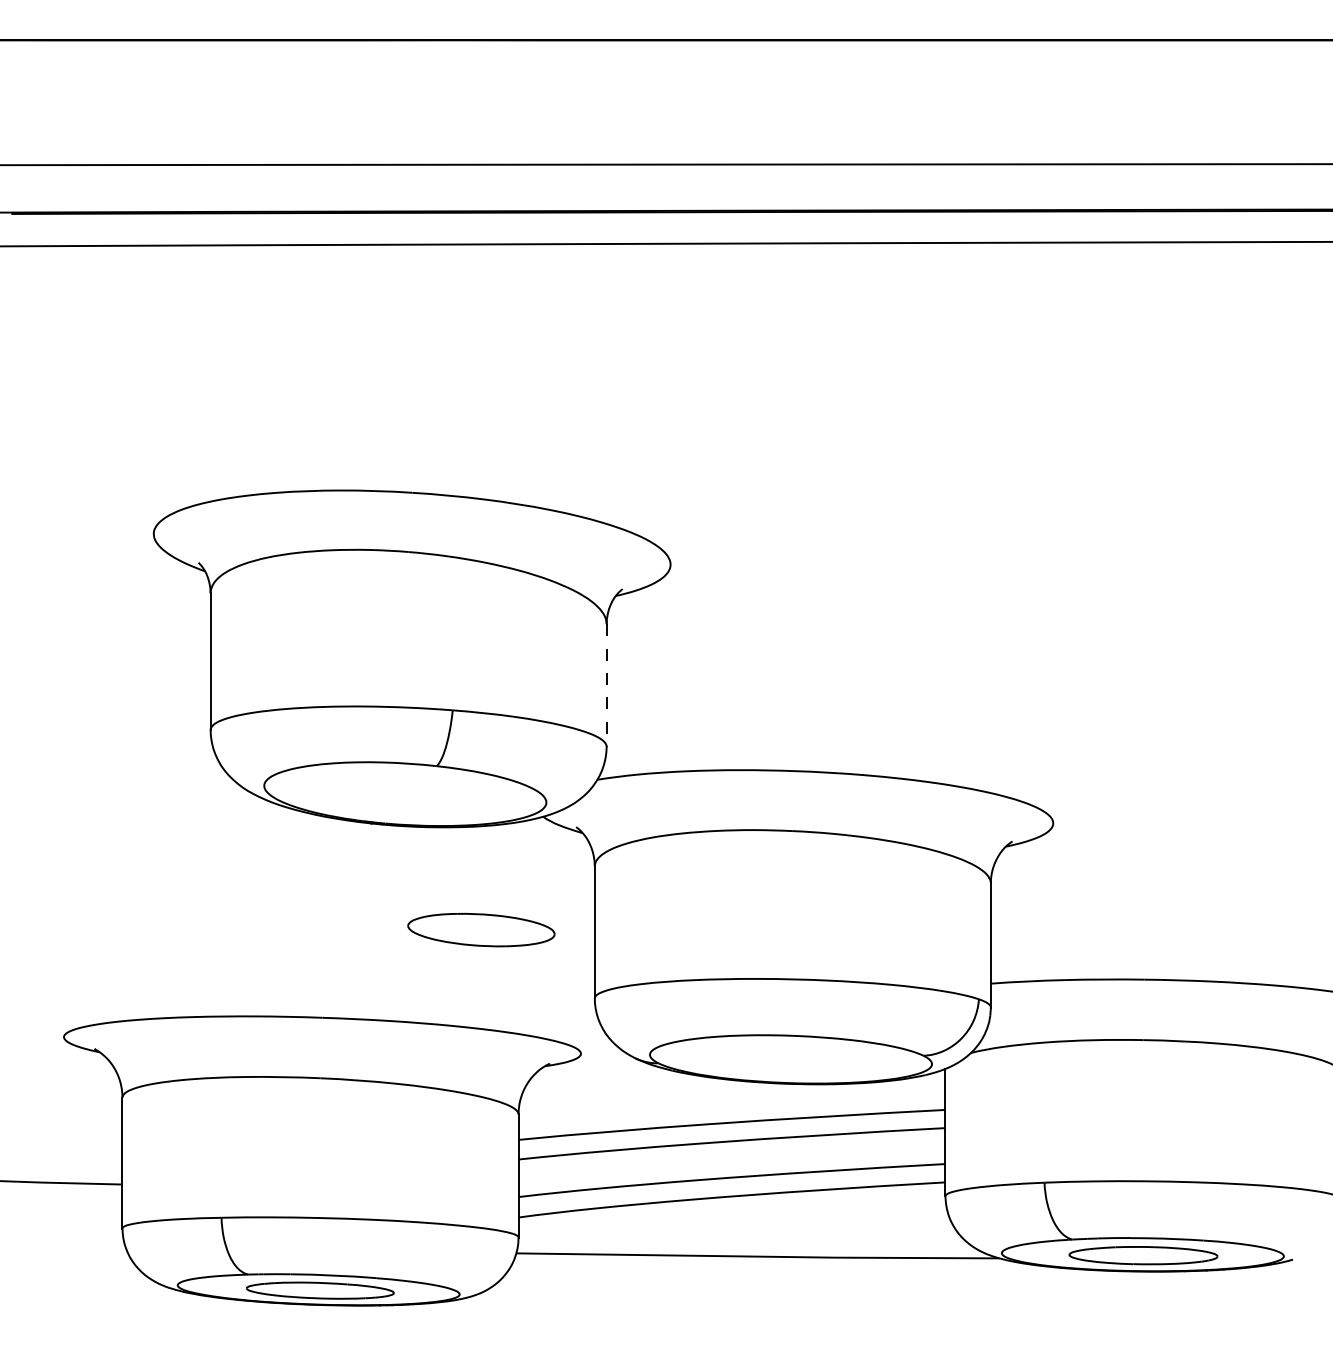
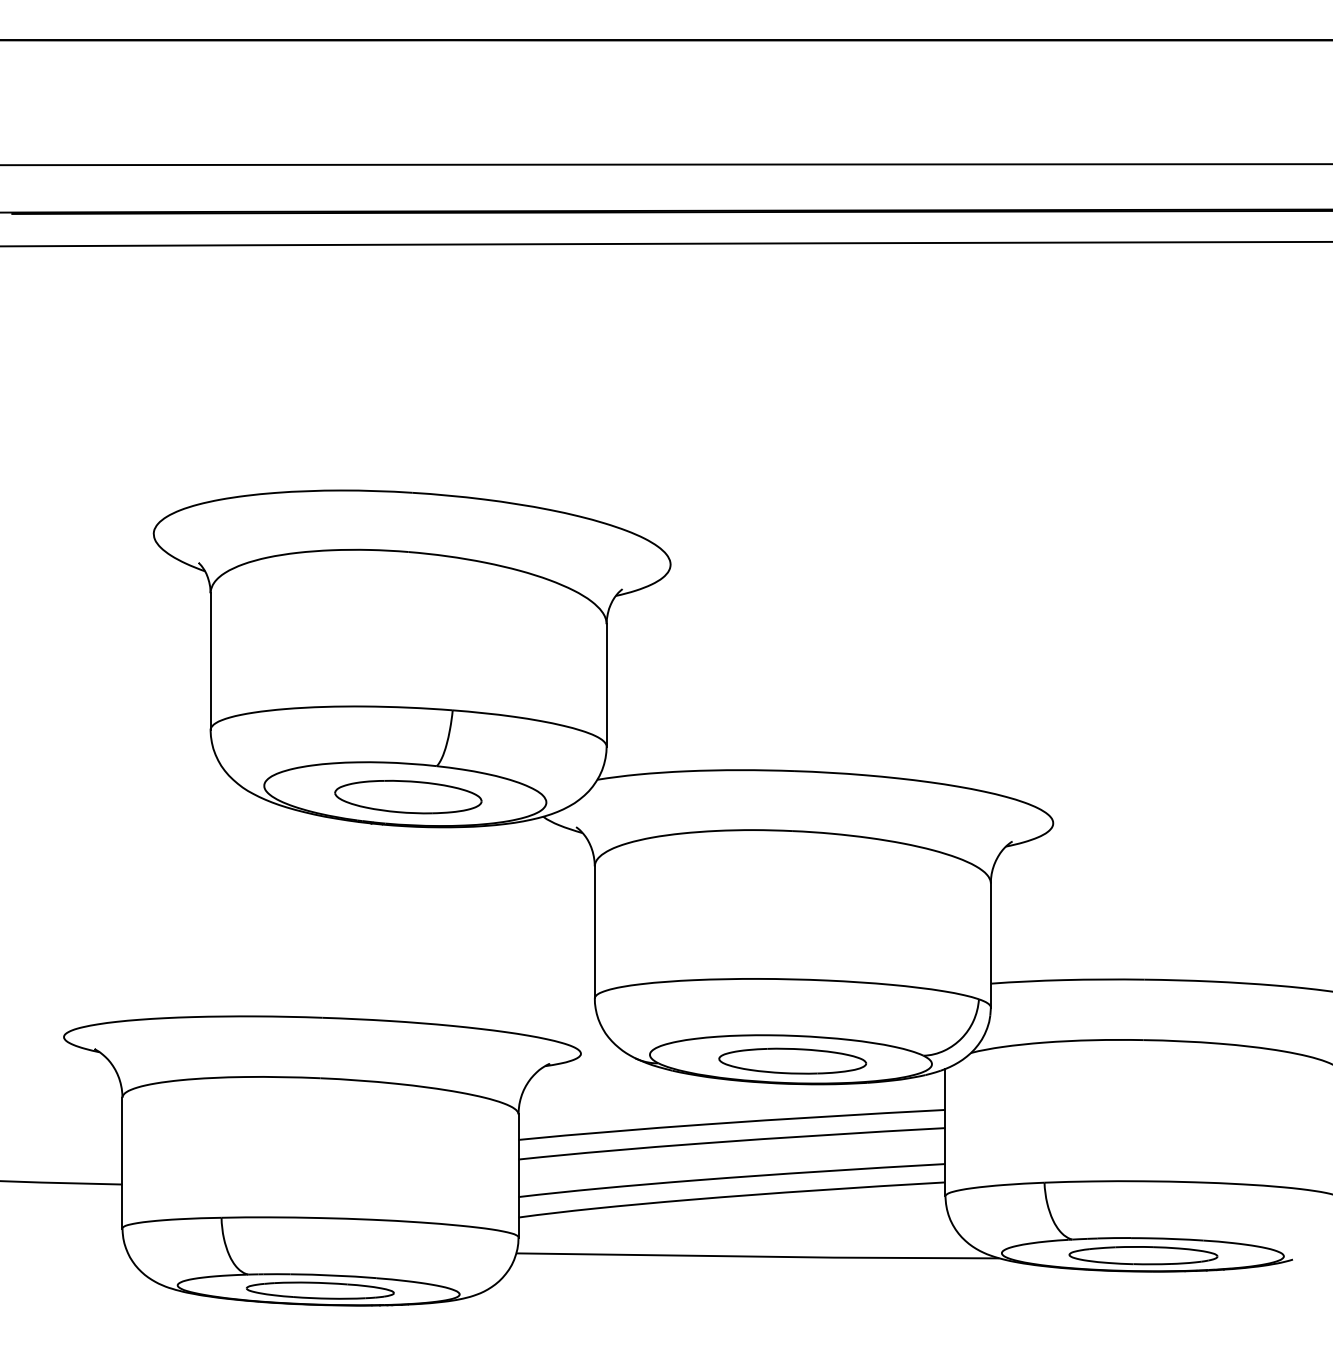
line: dashed -> solid (606, 685)
part position: (481, 929) -> (408, 796) (408, 796)
part: none -> present (792, 1060)
